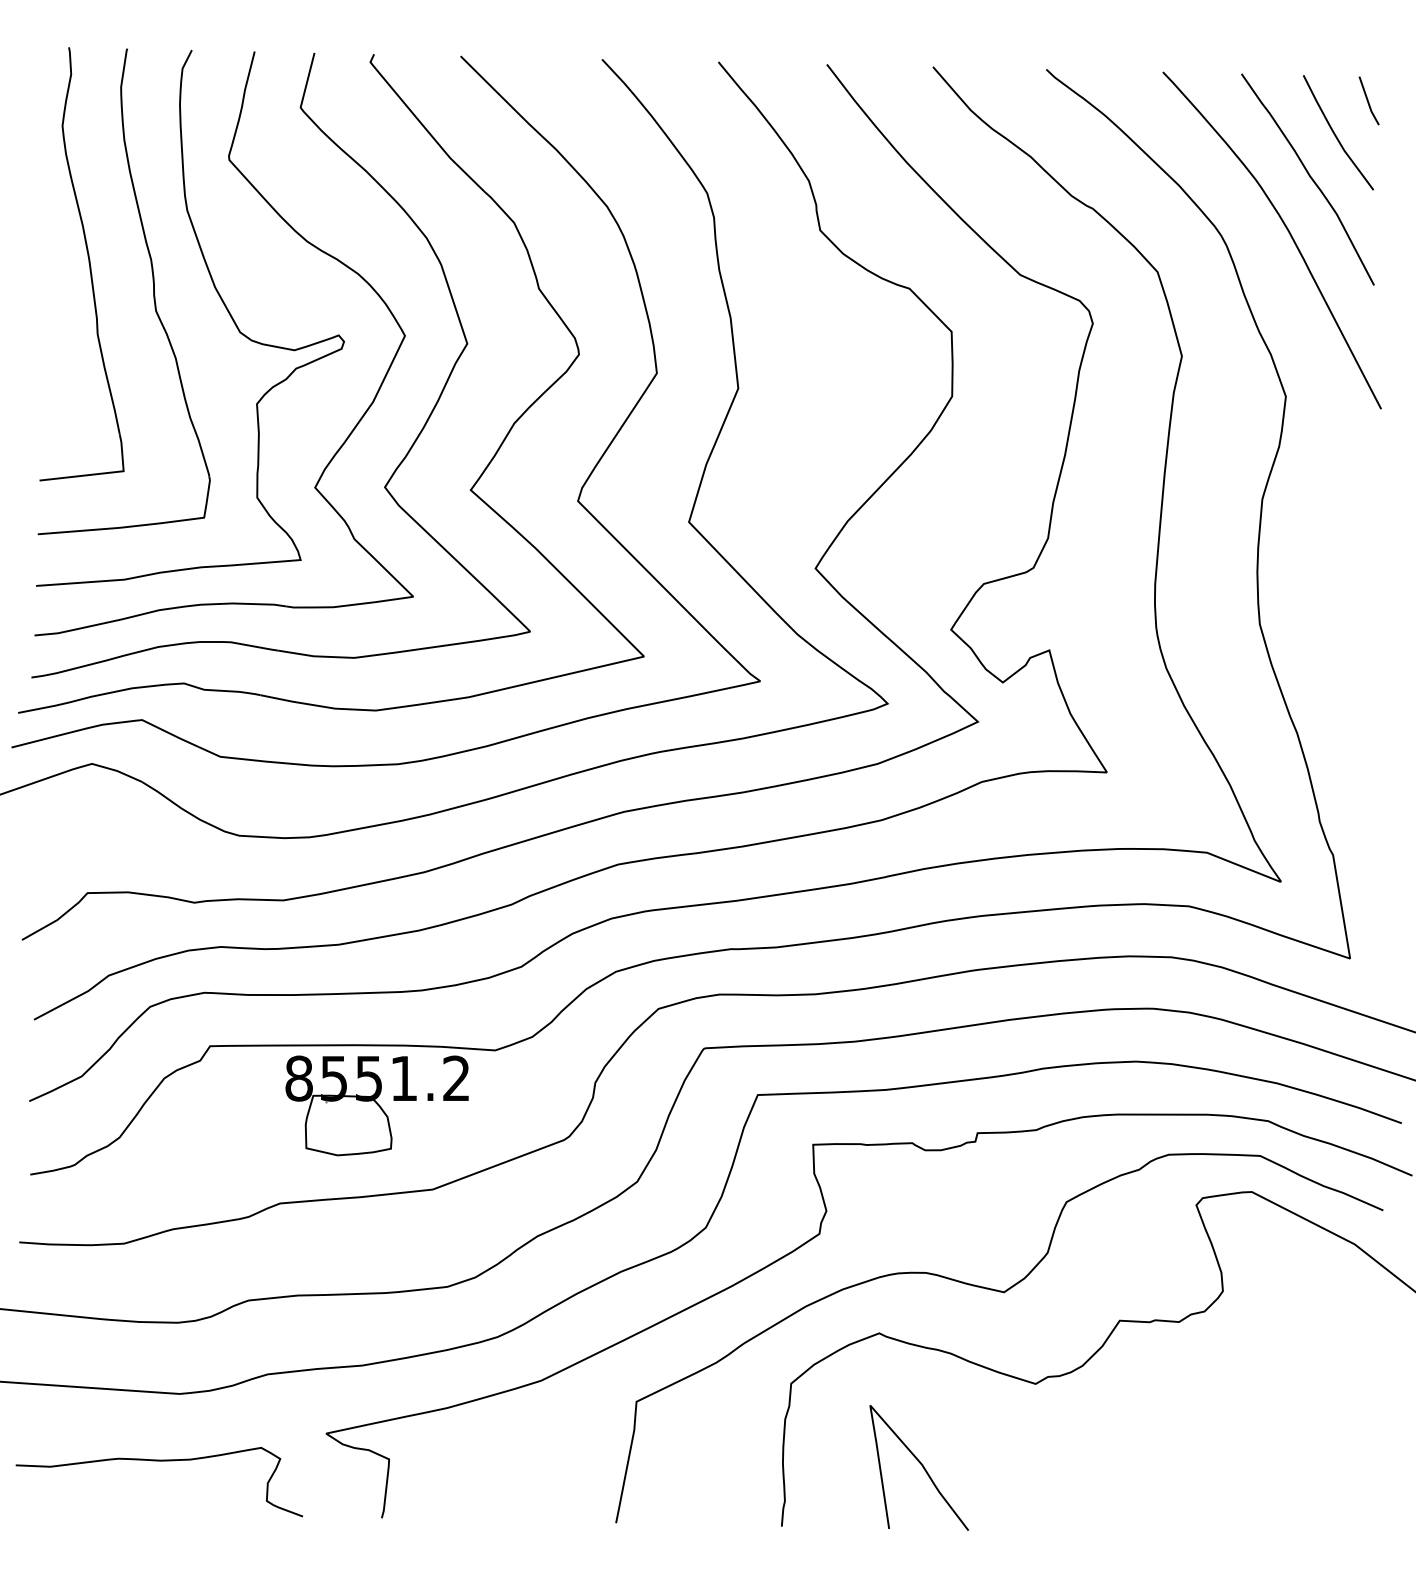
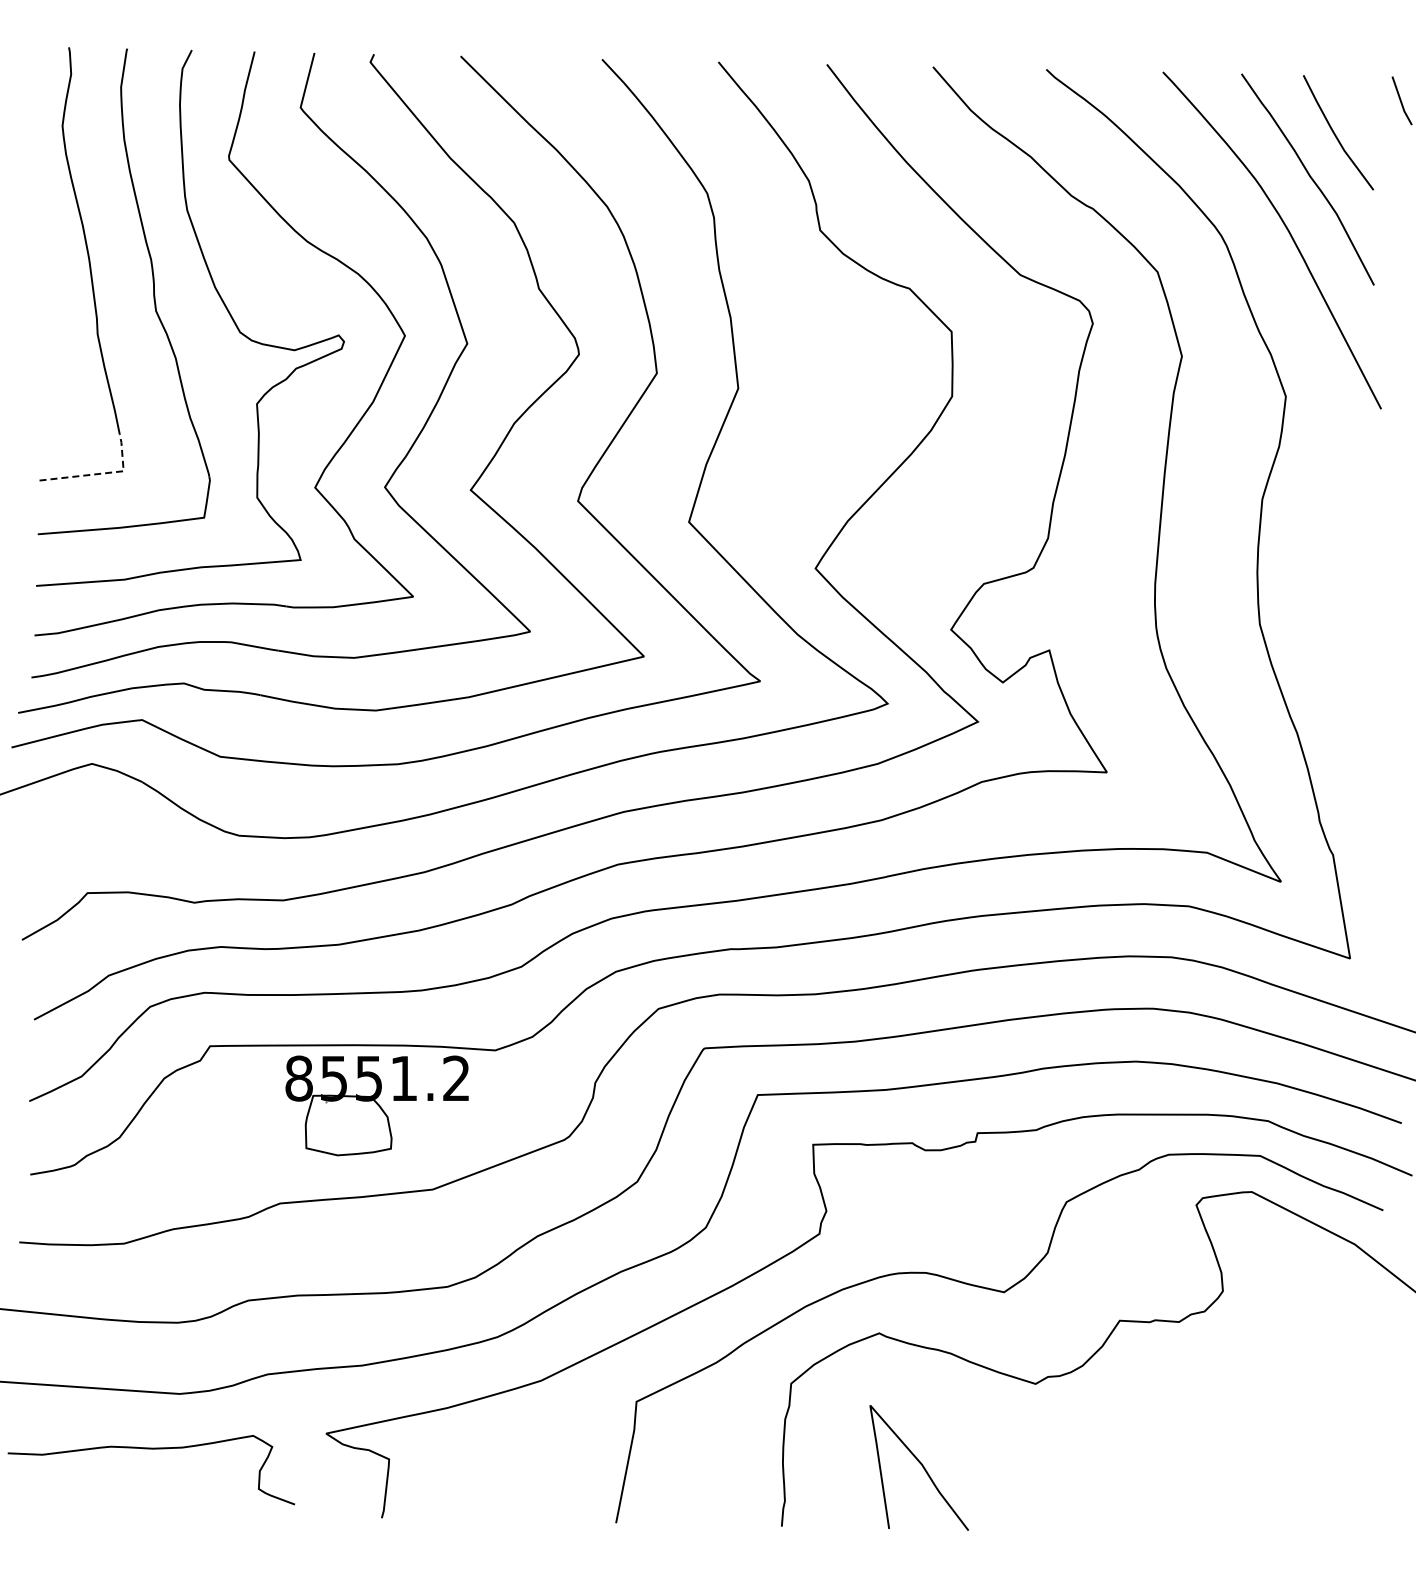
line position: (1368, 100) -> (1401, 100) (1401, 100)
line: solid -> dashed (101, 473)
curve position: (159, 1461) -> (151, 1449) (151, 1449)
